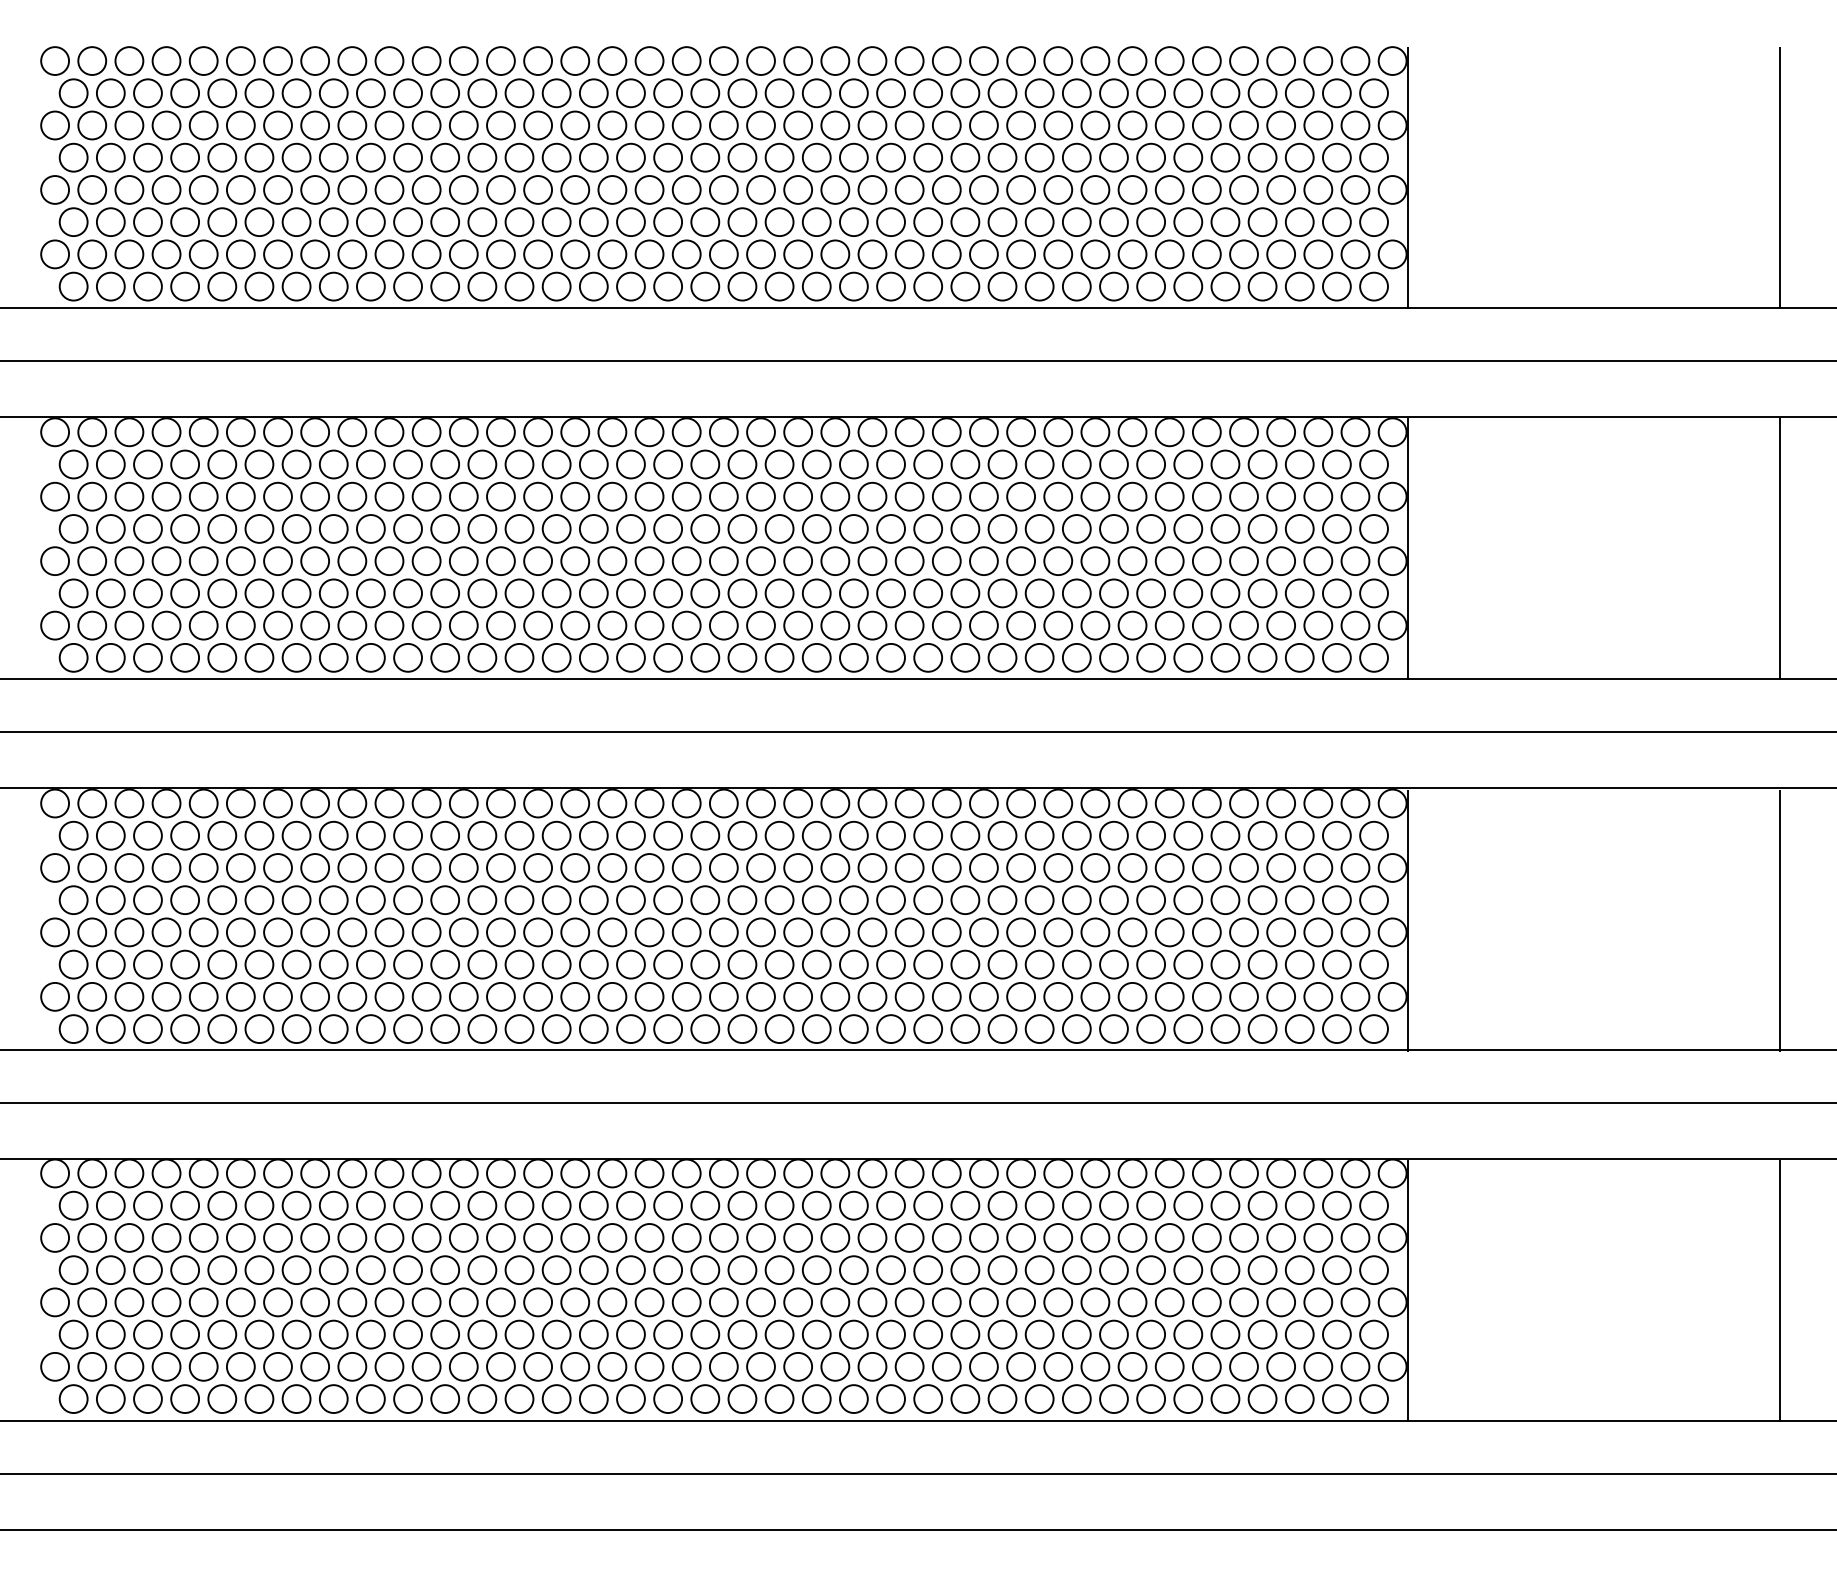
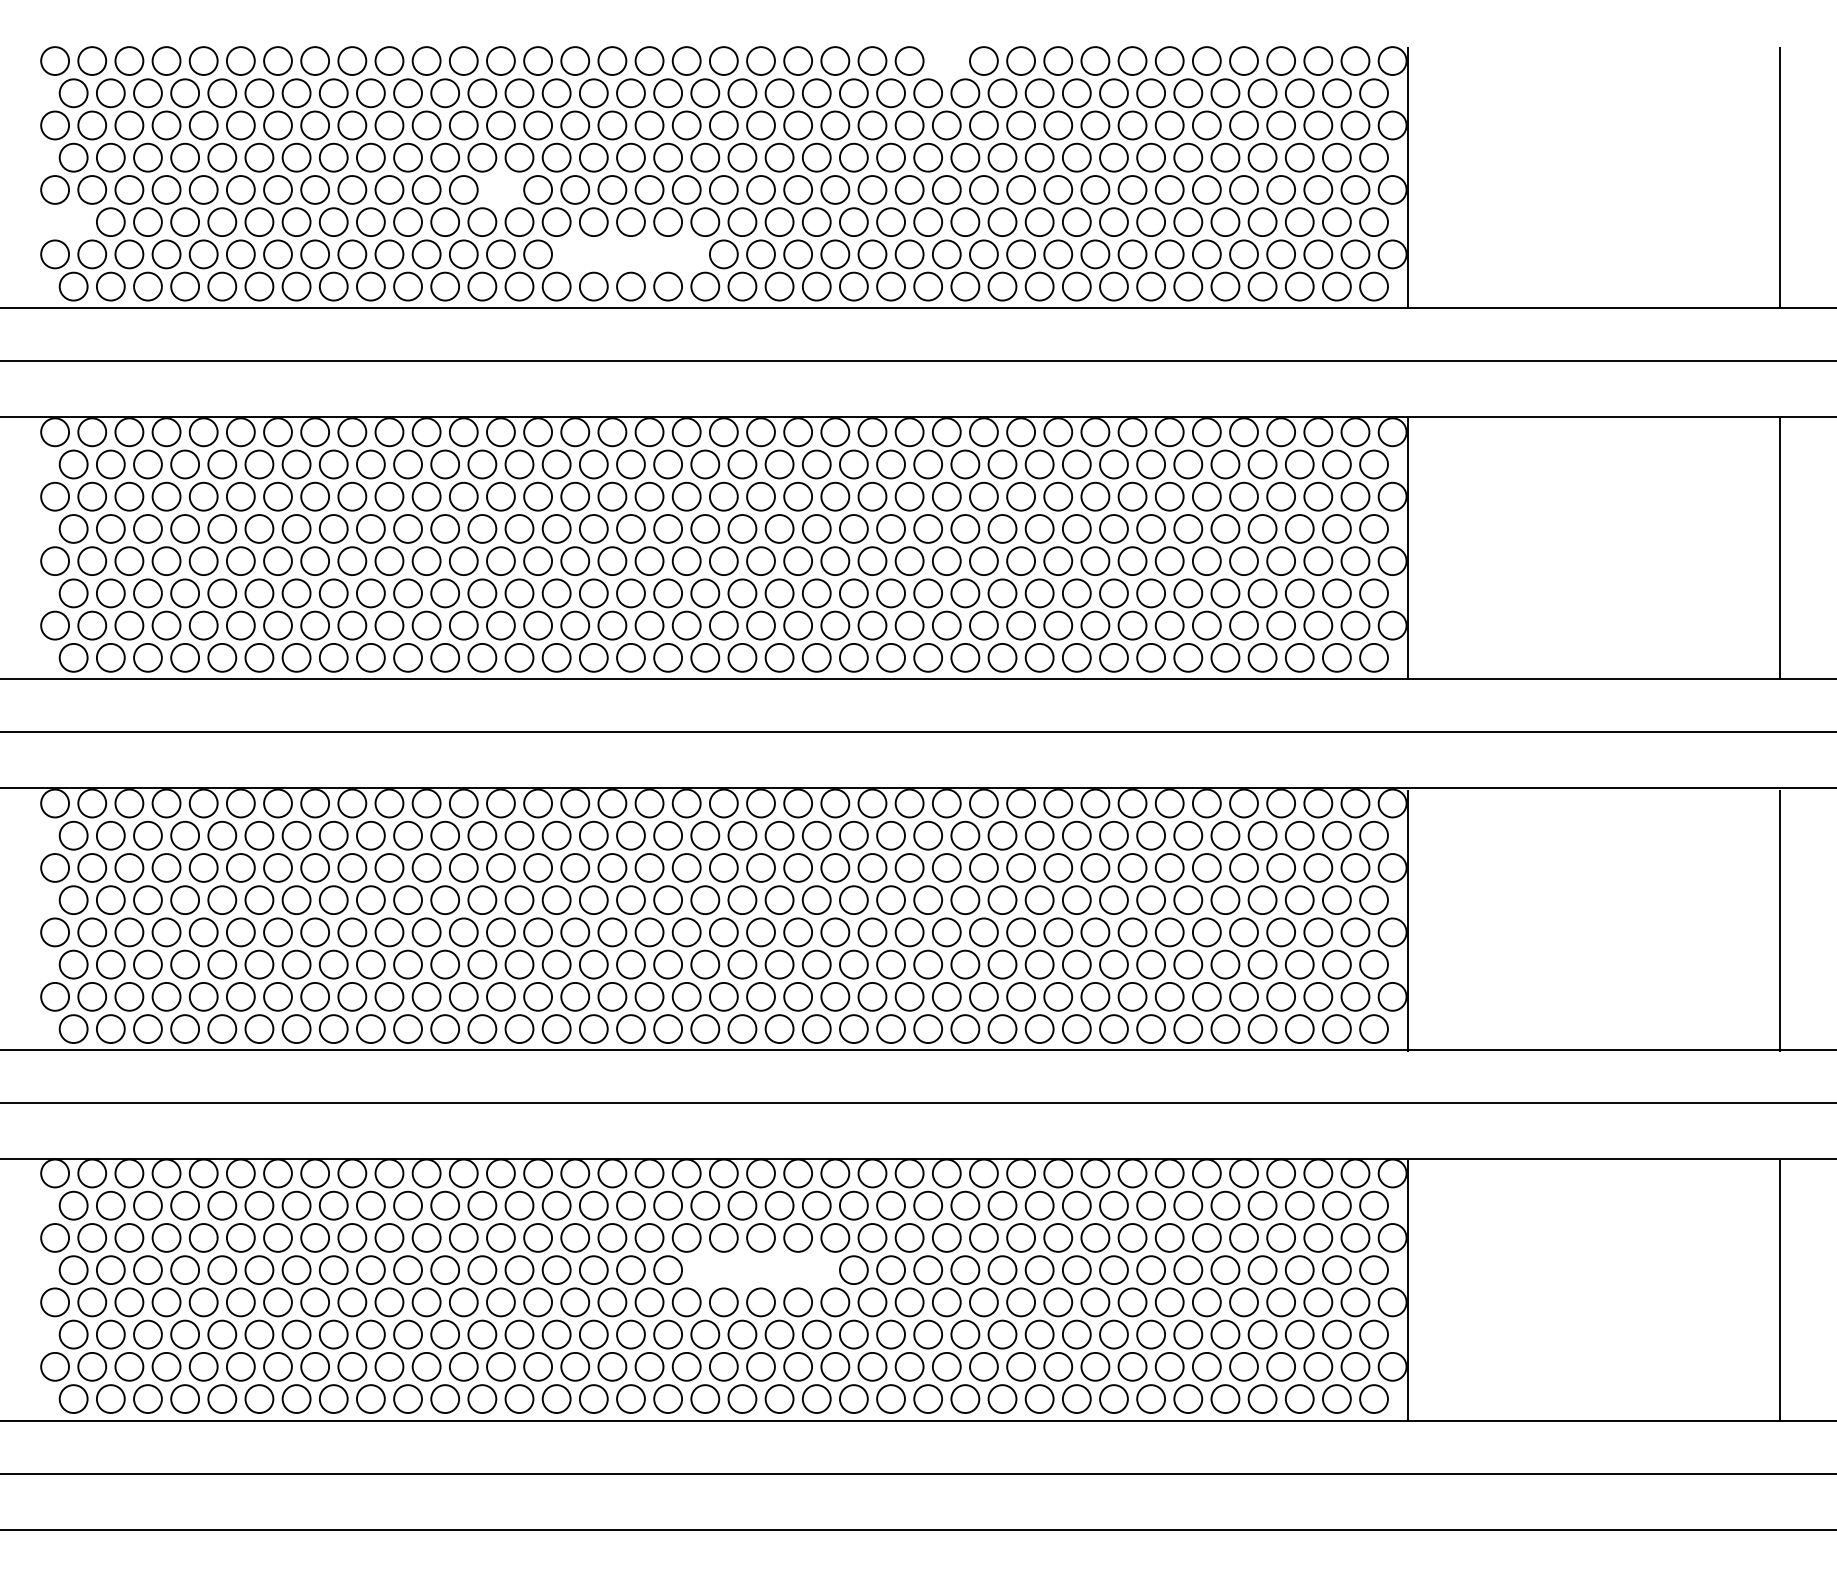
circle: present -> none (946, 60)
circle: present -> none (500, 189)
circle: present -> none (73, 221)
part: present -> none (630, 254)
part: present -> none (760, 1269)
